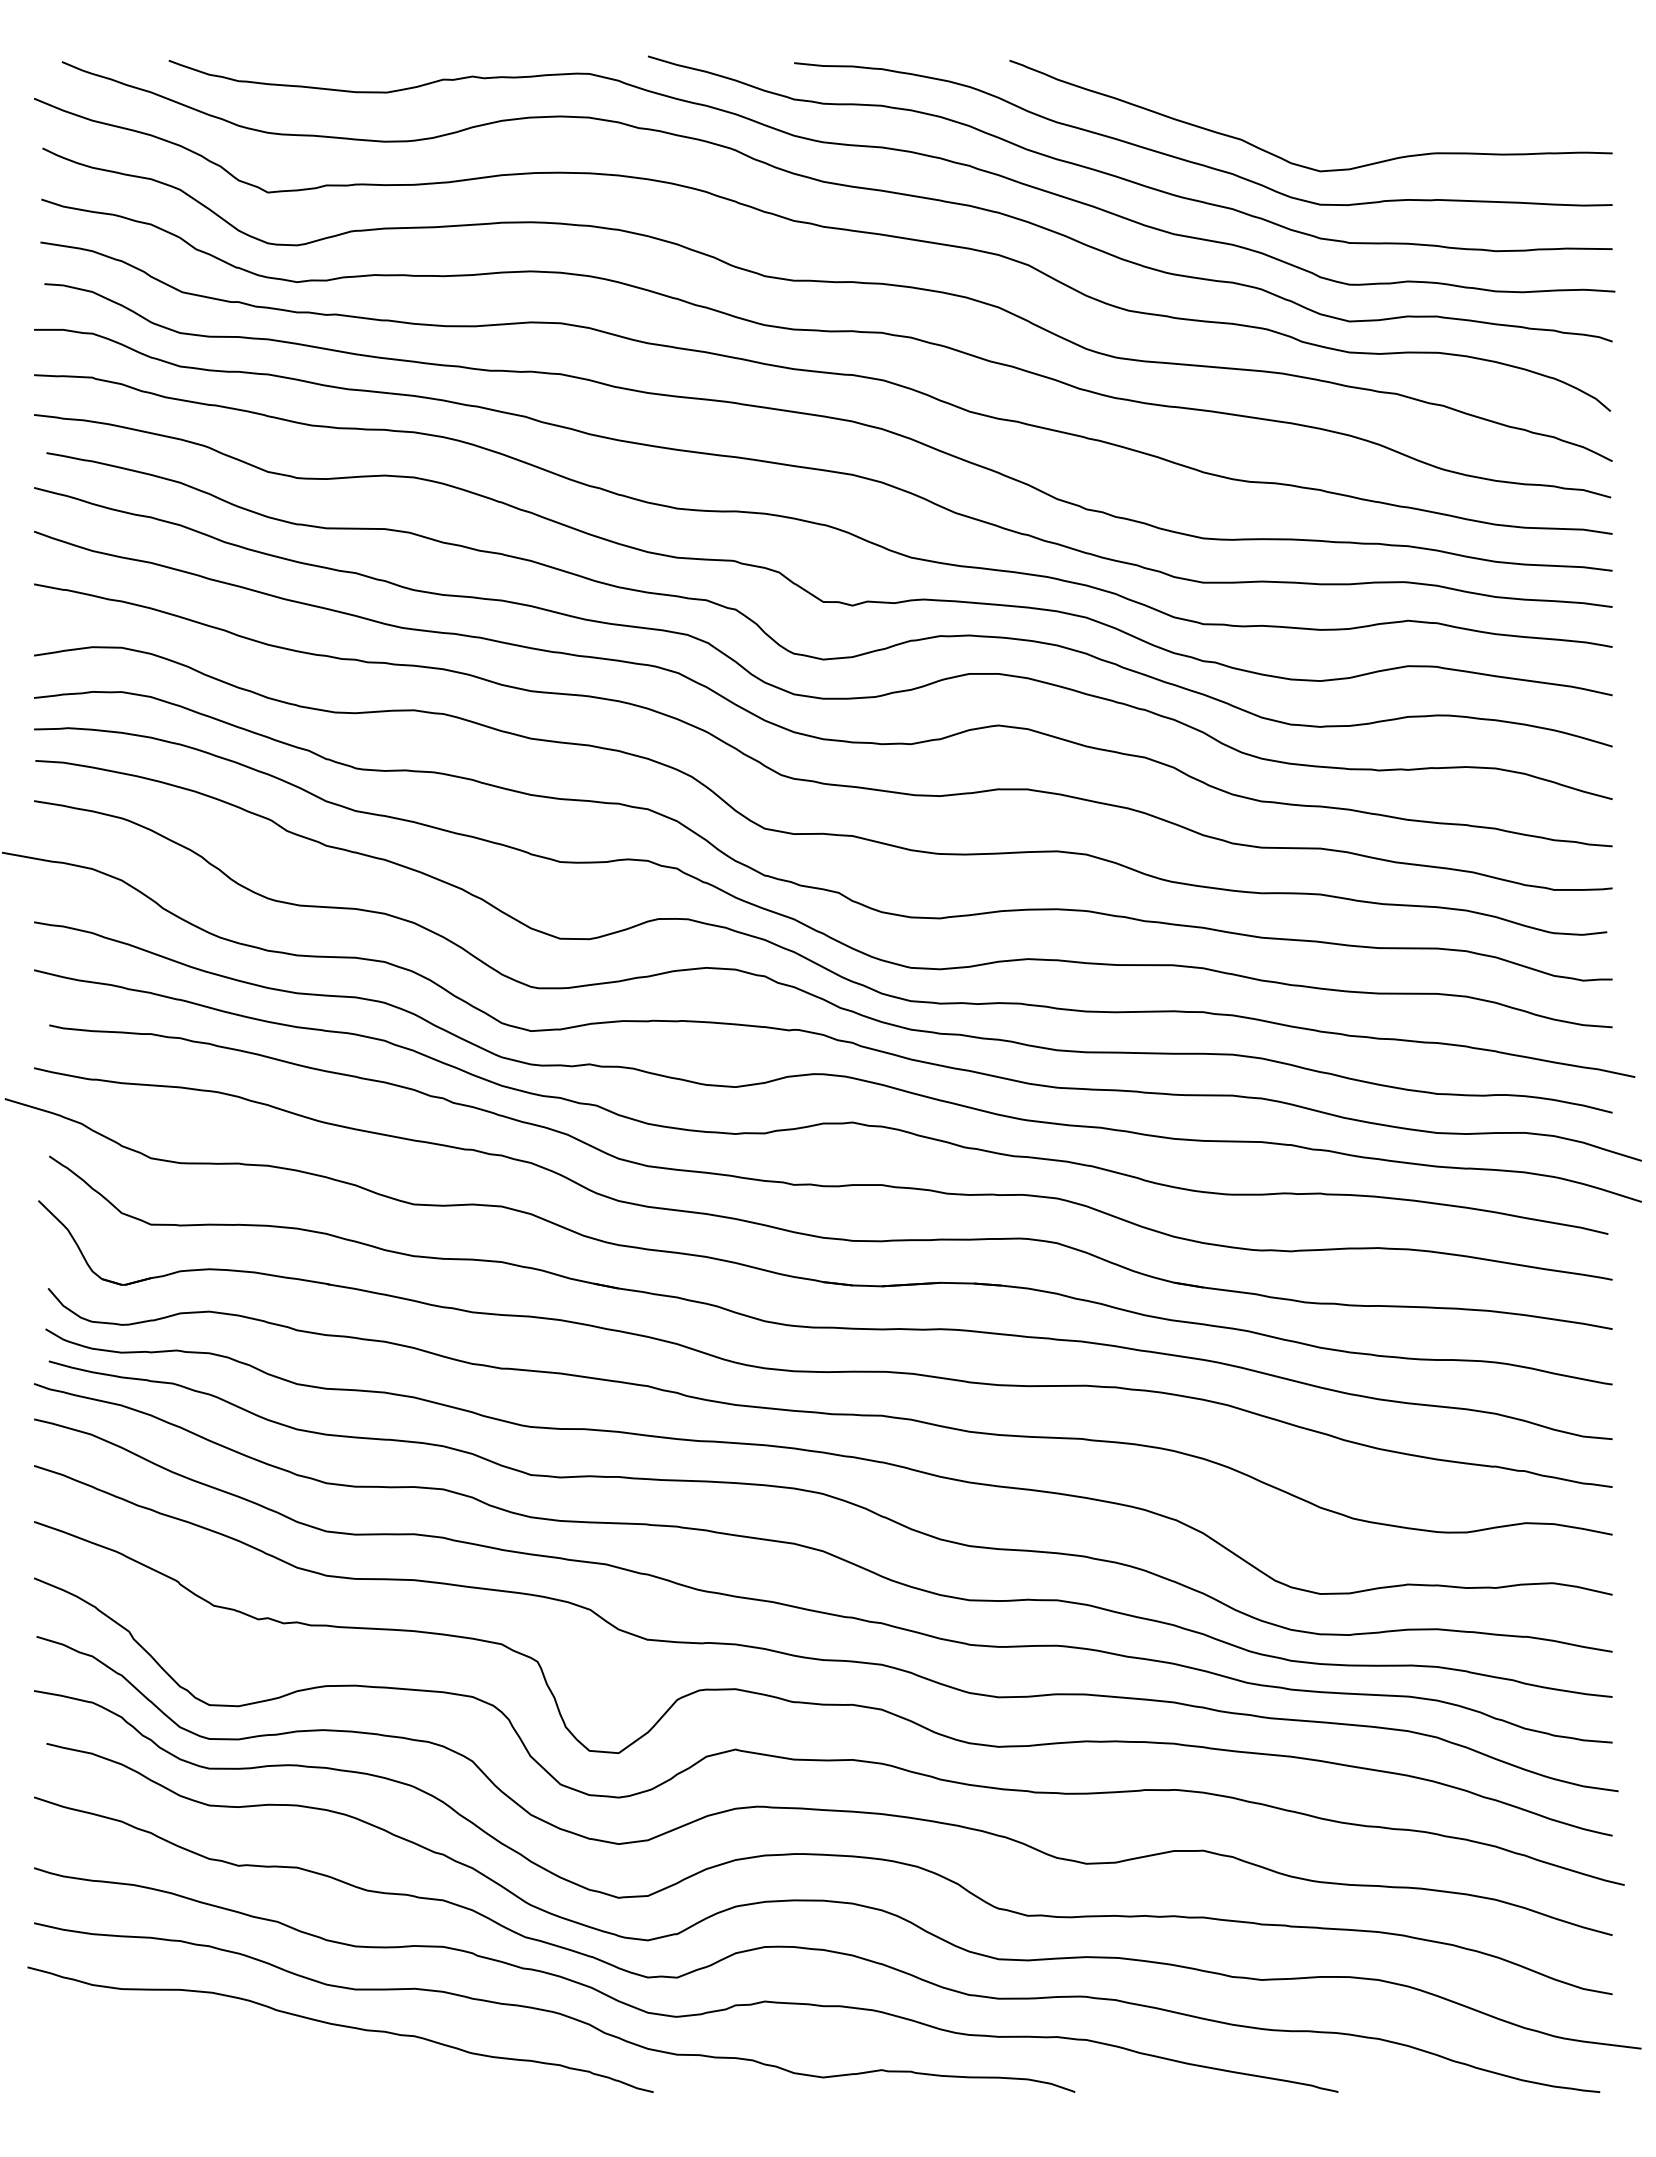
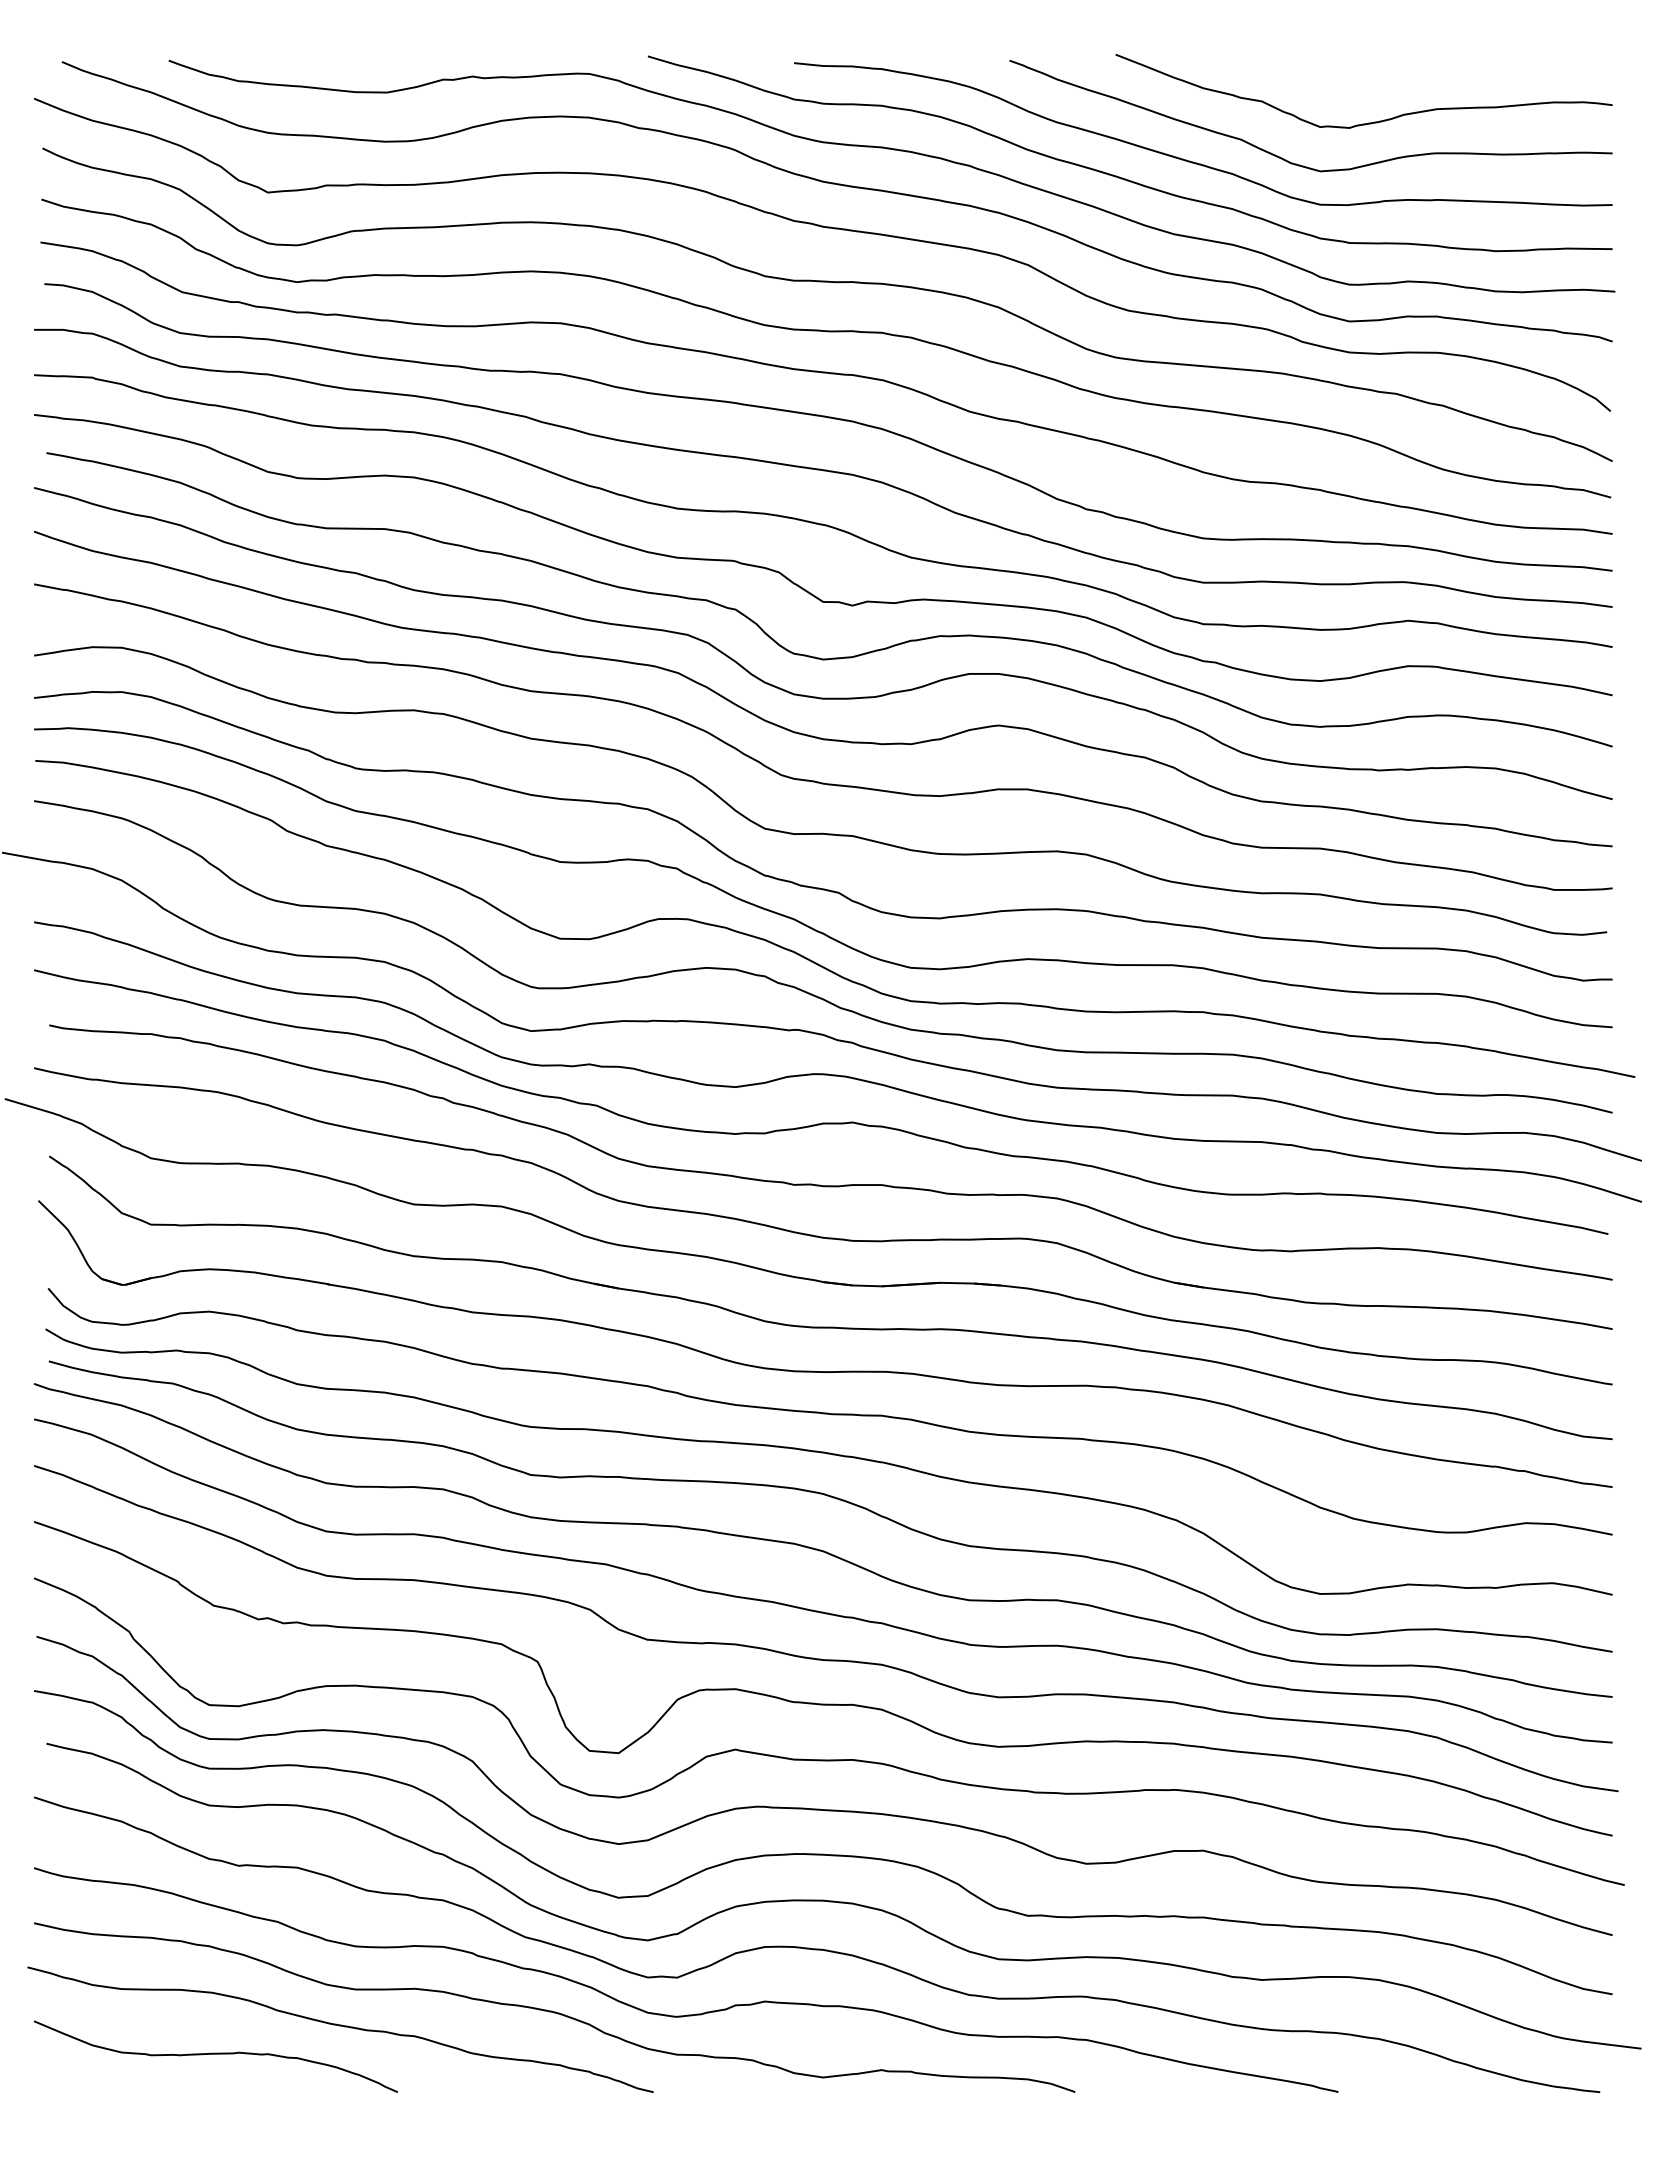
curve: none -> present (1368, 122)
curve: none -> present (215, 2054)
